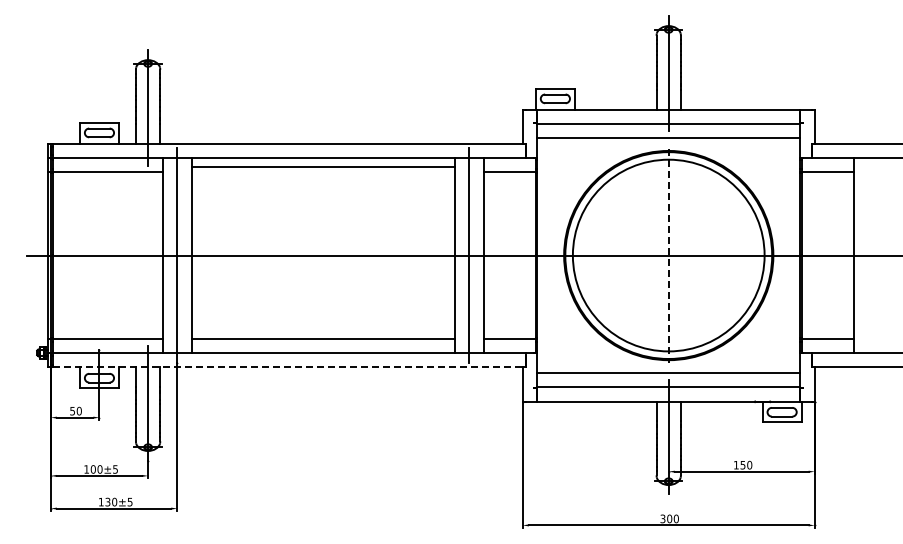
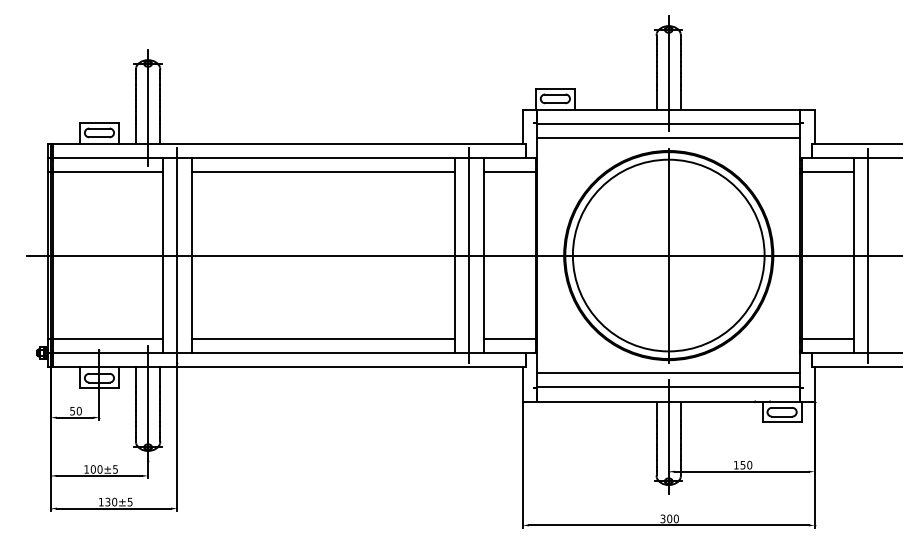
line position: (322, 166) -> (322, 171) (322, 171)
line: none -> present (868, 255)
line: dashed -> solid (668, 256)
line: dashed -> solid (288, 367)
